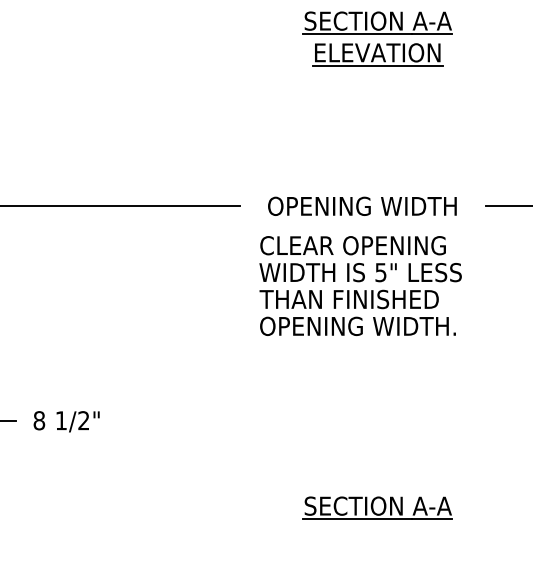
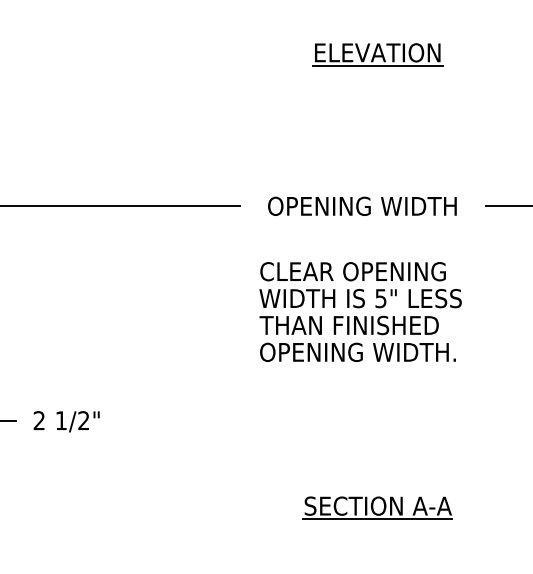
part: present -> none (377, 22)
text position: (360, 285) -> (360, 311) (360, 311)
text: 8 -> 2 (39, 420)
